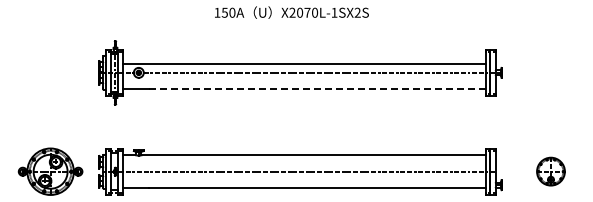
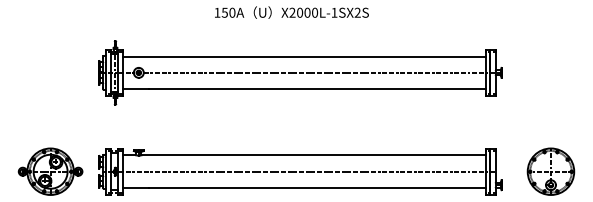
text: X2070L-1SX2S -> X2000L-1SX2S (307, 12)
line position: (304, 63) -> (304, 56) (304, 56)
line: dashed -> solid (318, 89)
part size: 30x31 px -> 50x49 px (550, 171)
